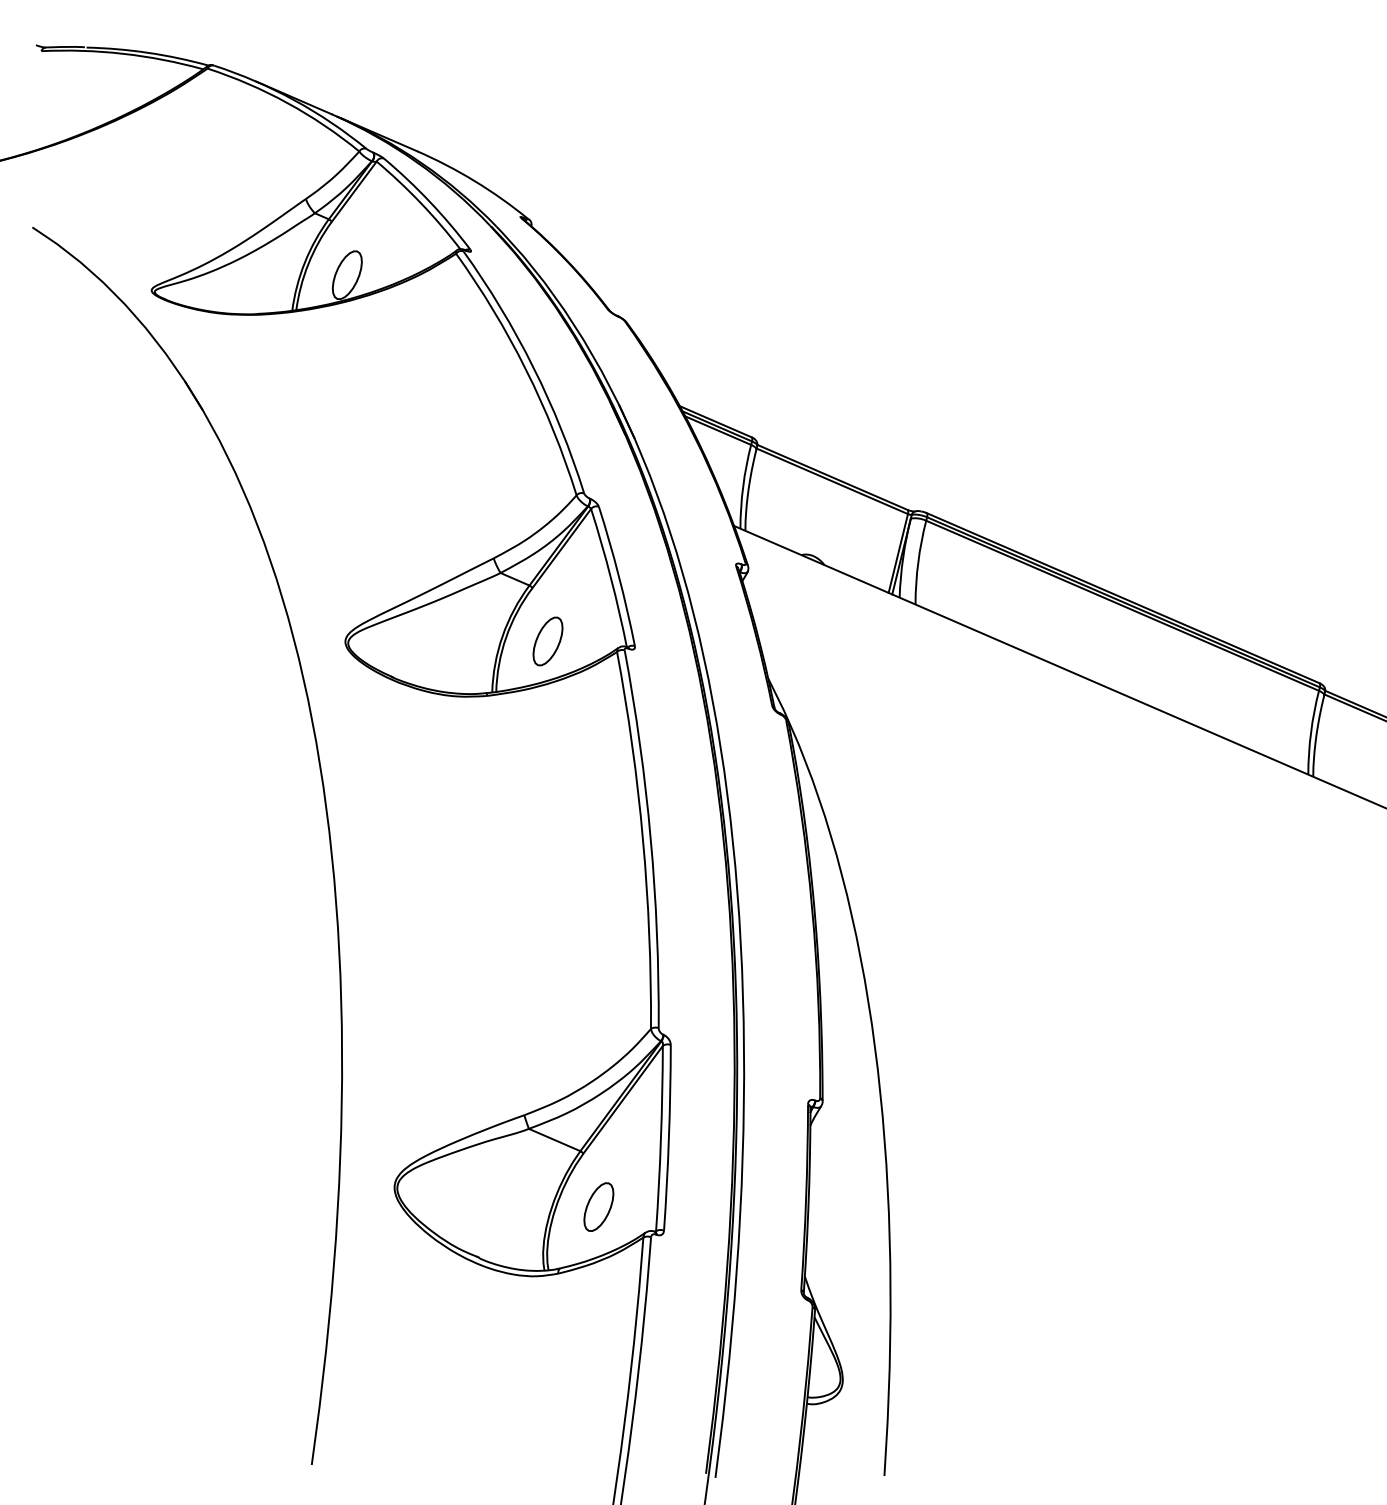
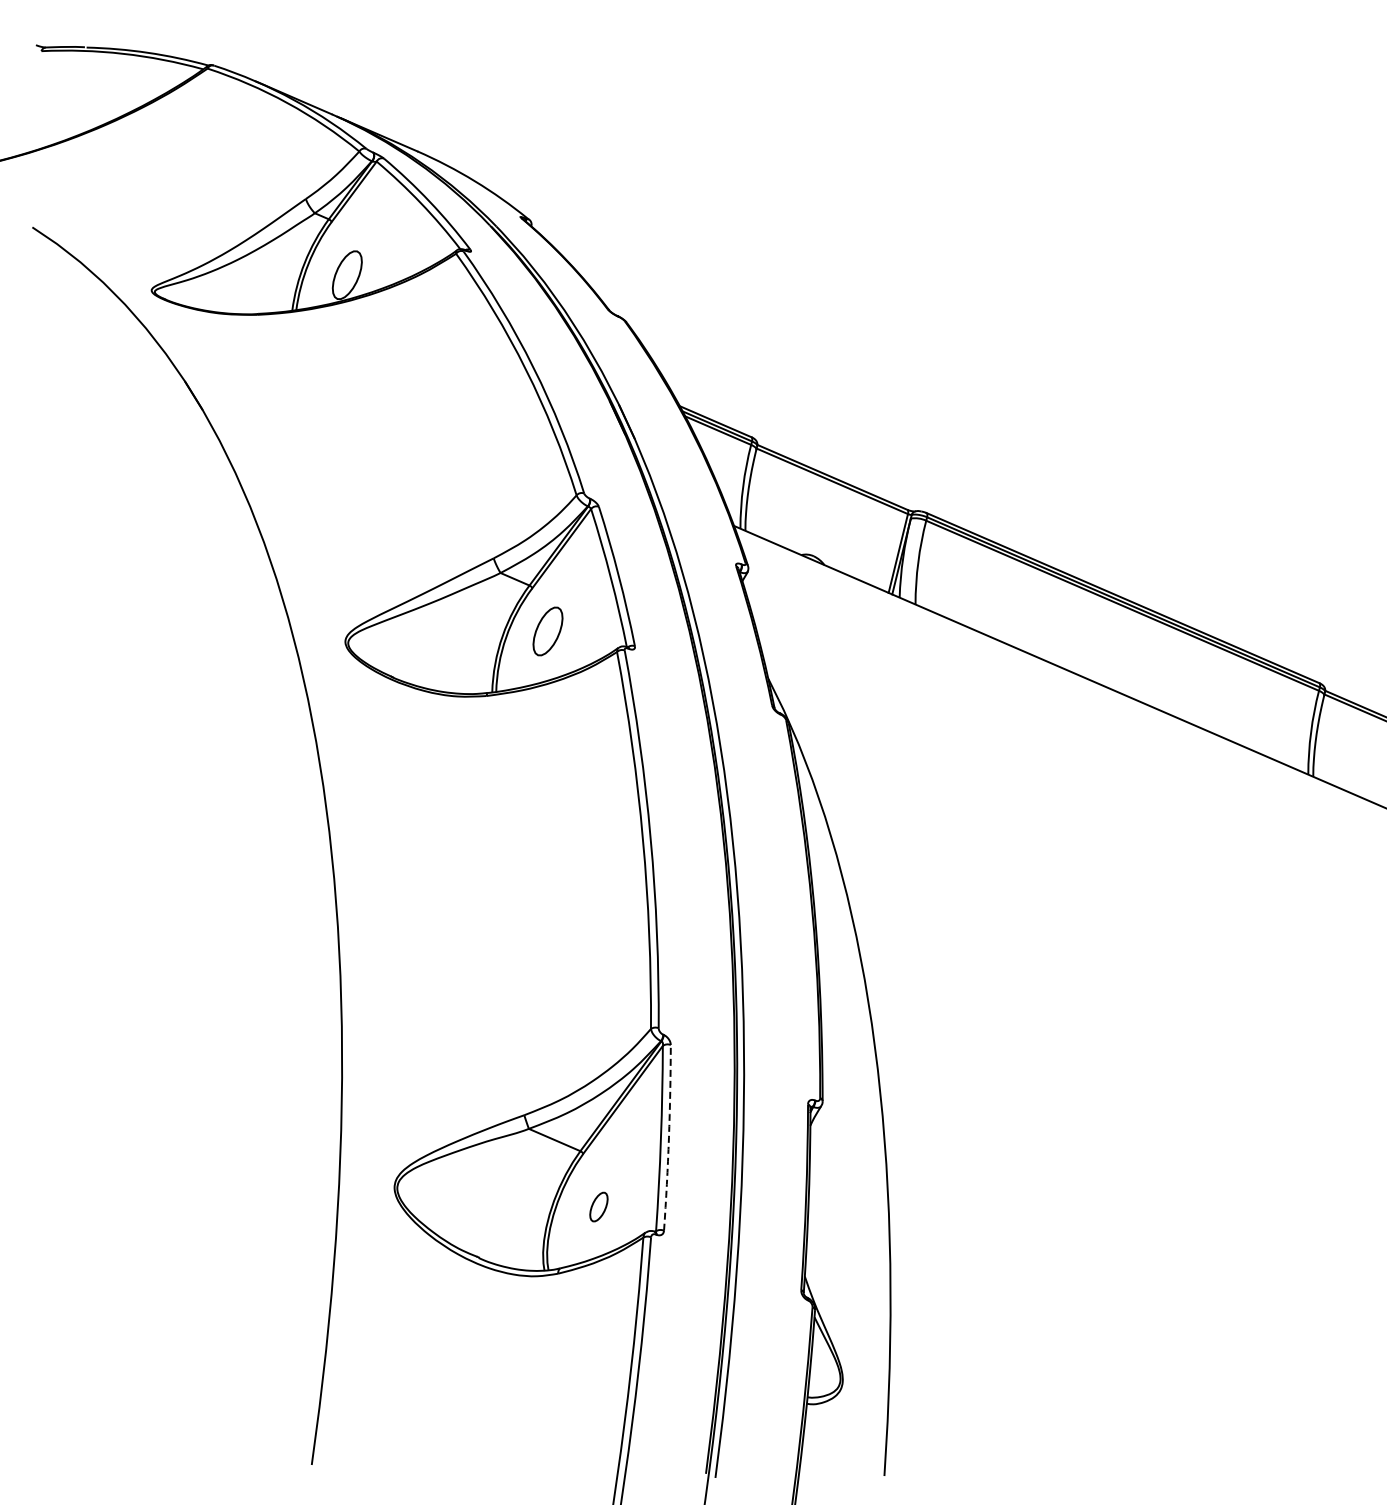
part position: (547, 641) -> (547, 631) (547, 631)
arc: solid -> dashed (668, 1137)
part size: 32x50 px -> 20x32 px (598, 1206)
